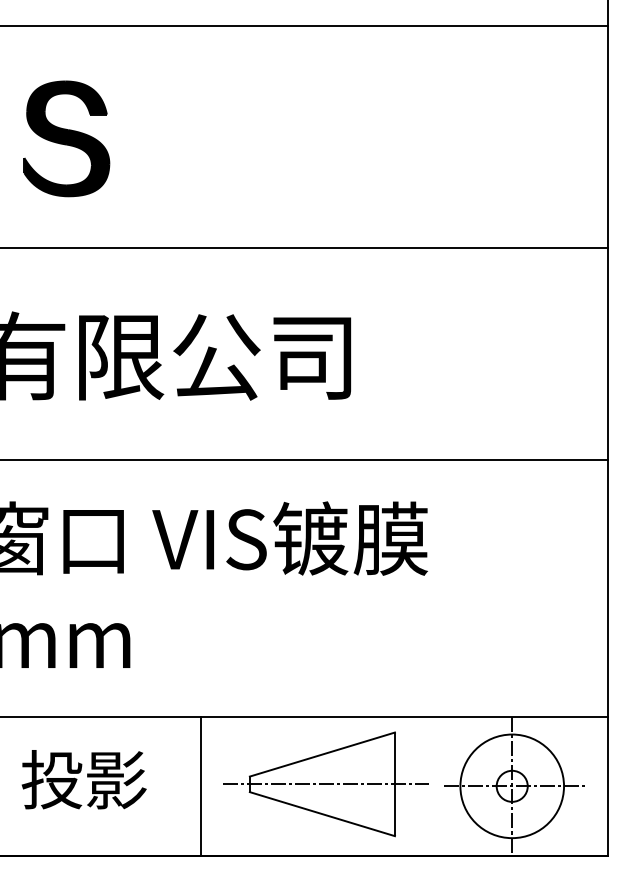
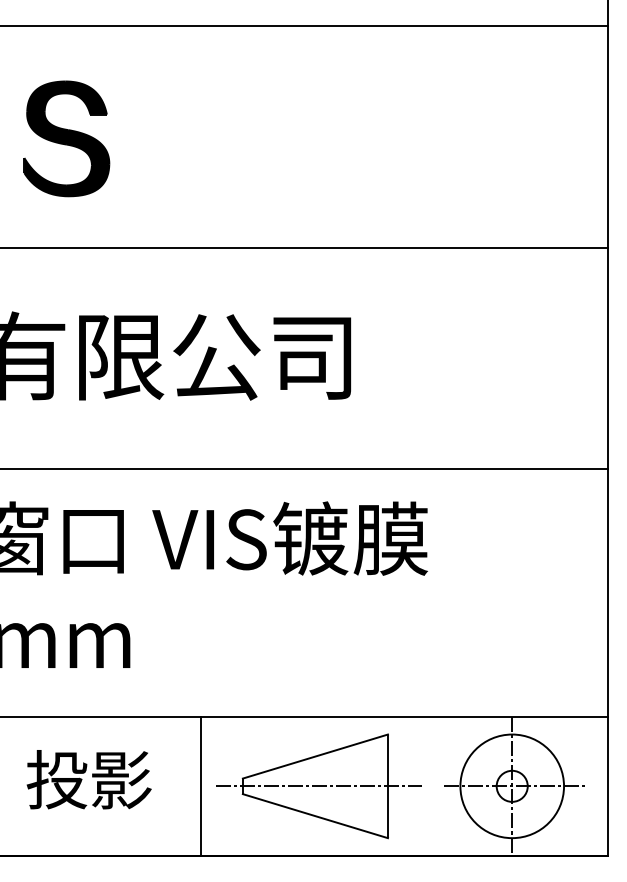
line position: (305, 459) -> (305, 468) (305, 468)
text position: (83, 779) -> (88, 779) (88, 779)
part position: (325, 784) -> (318, 786) (318, 786)
